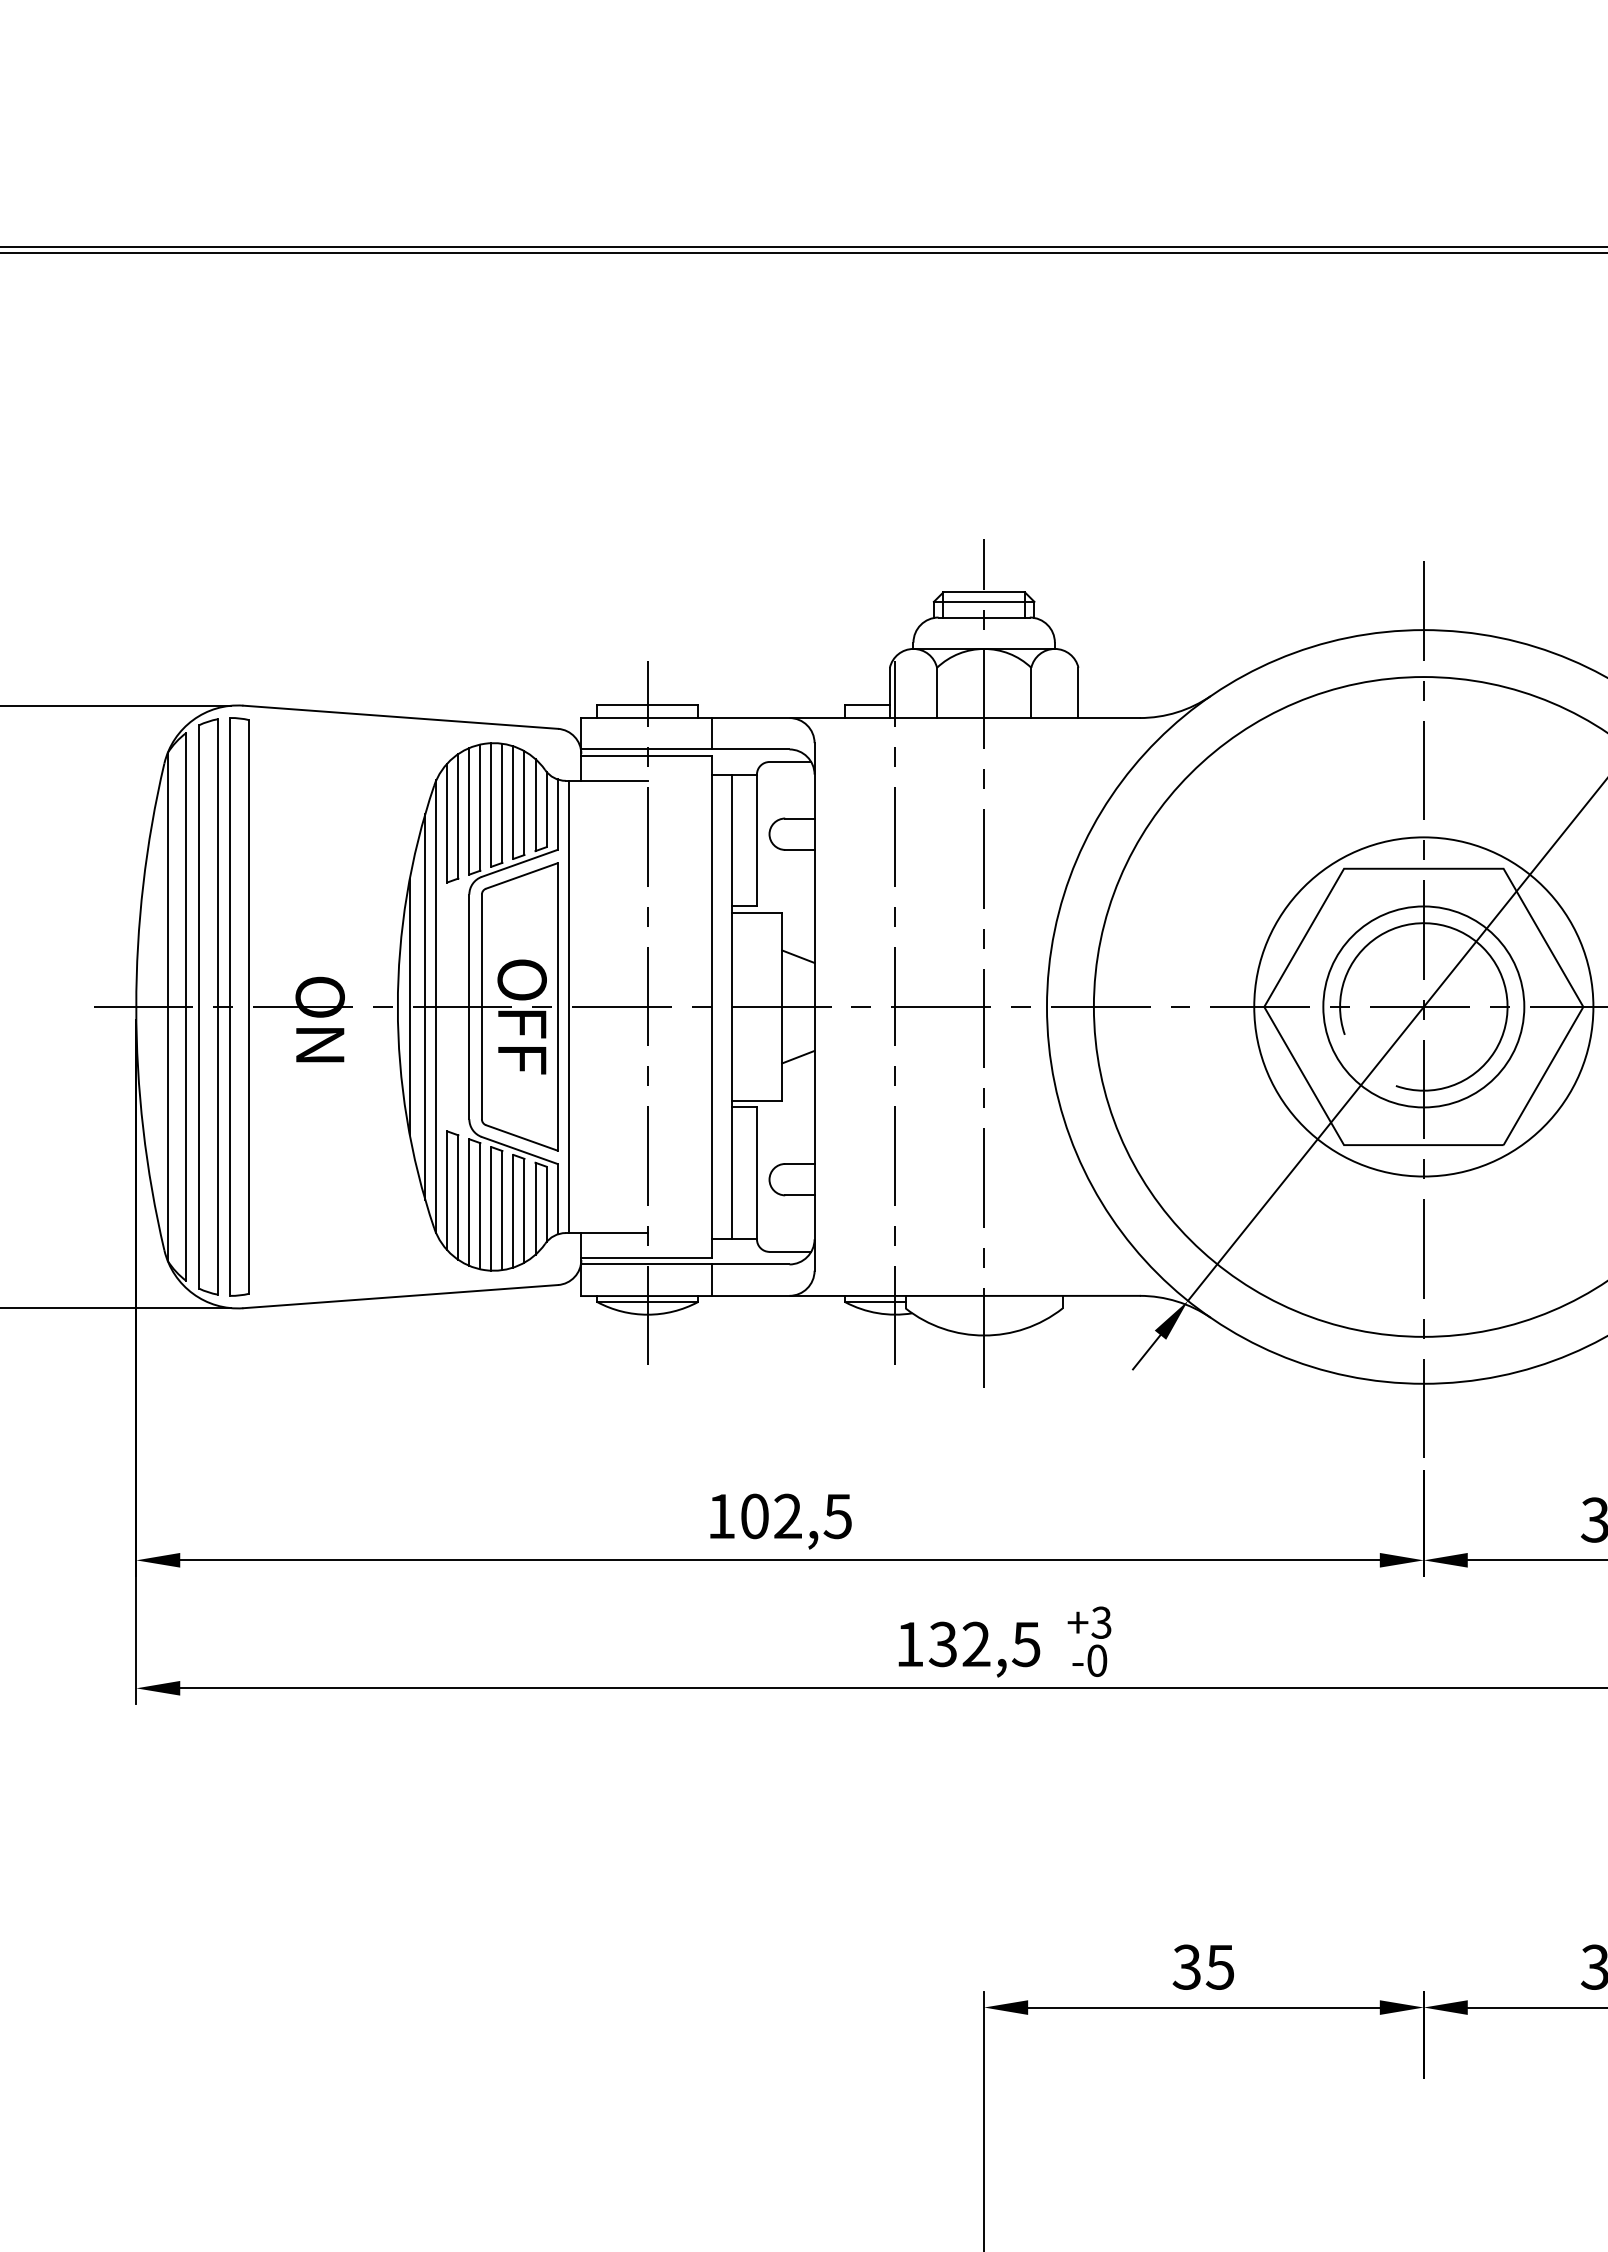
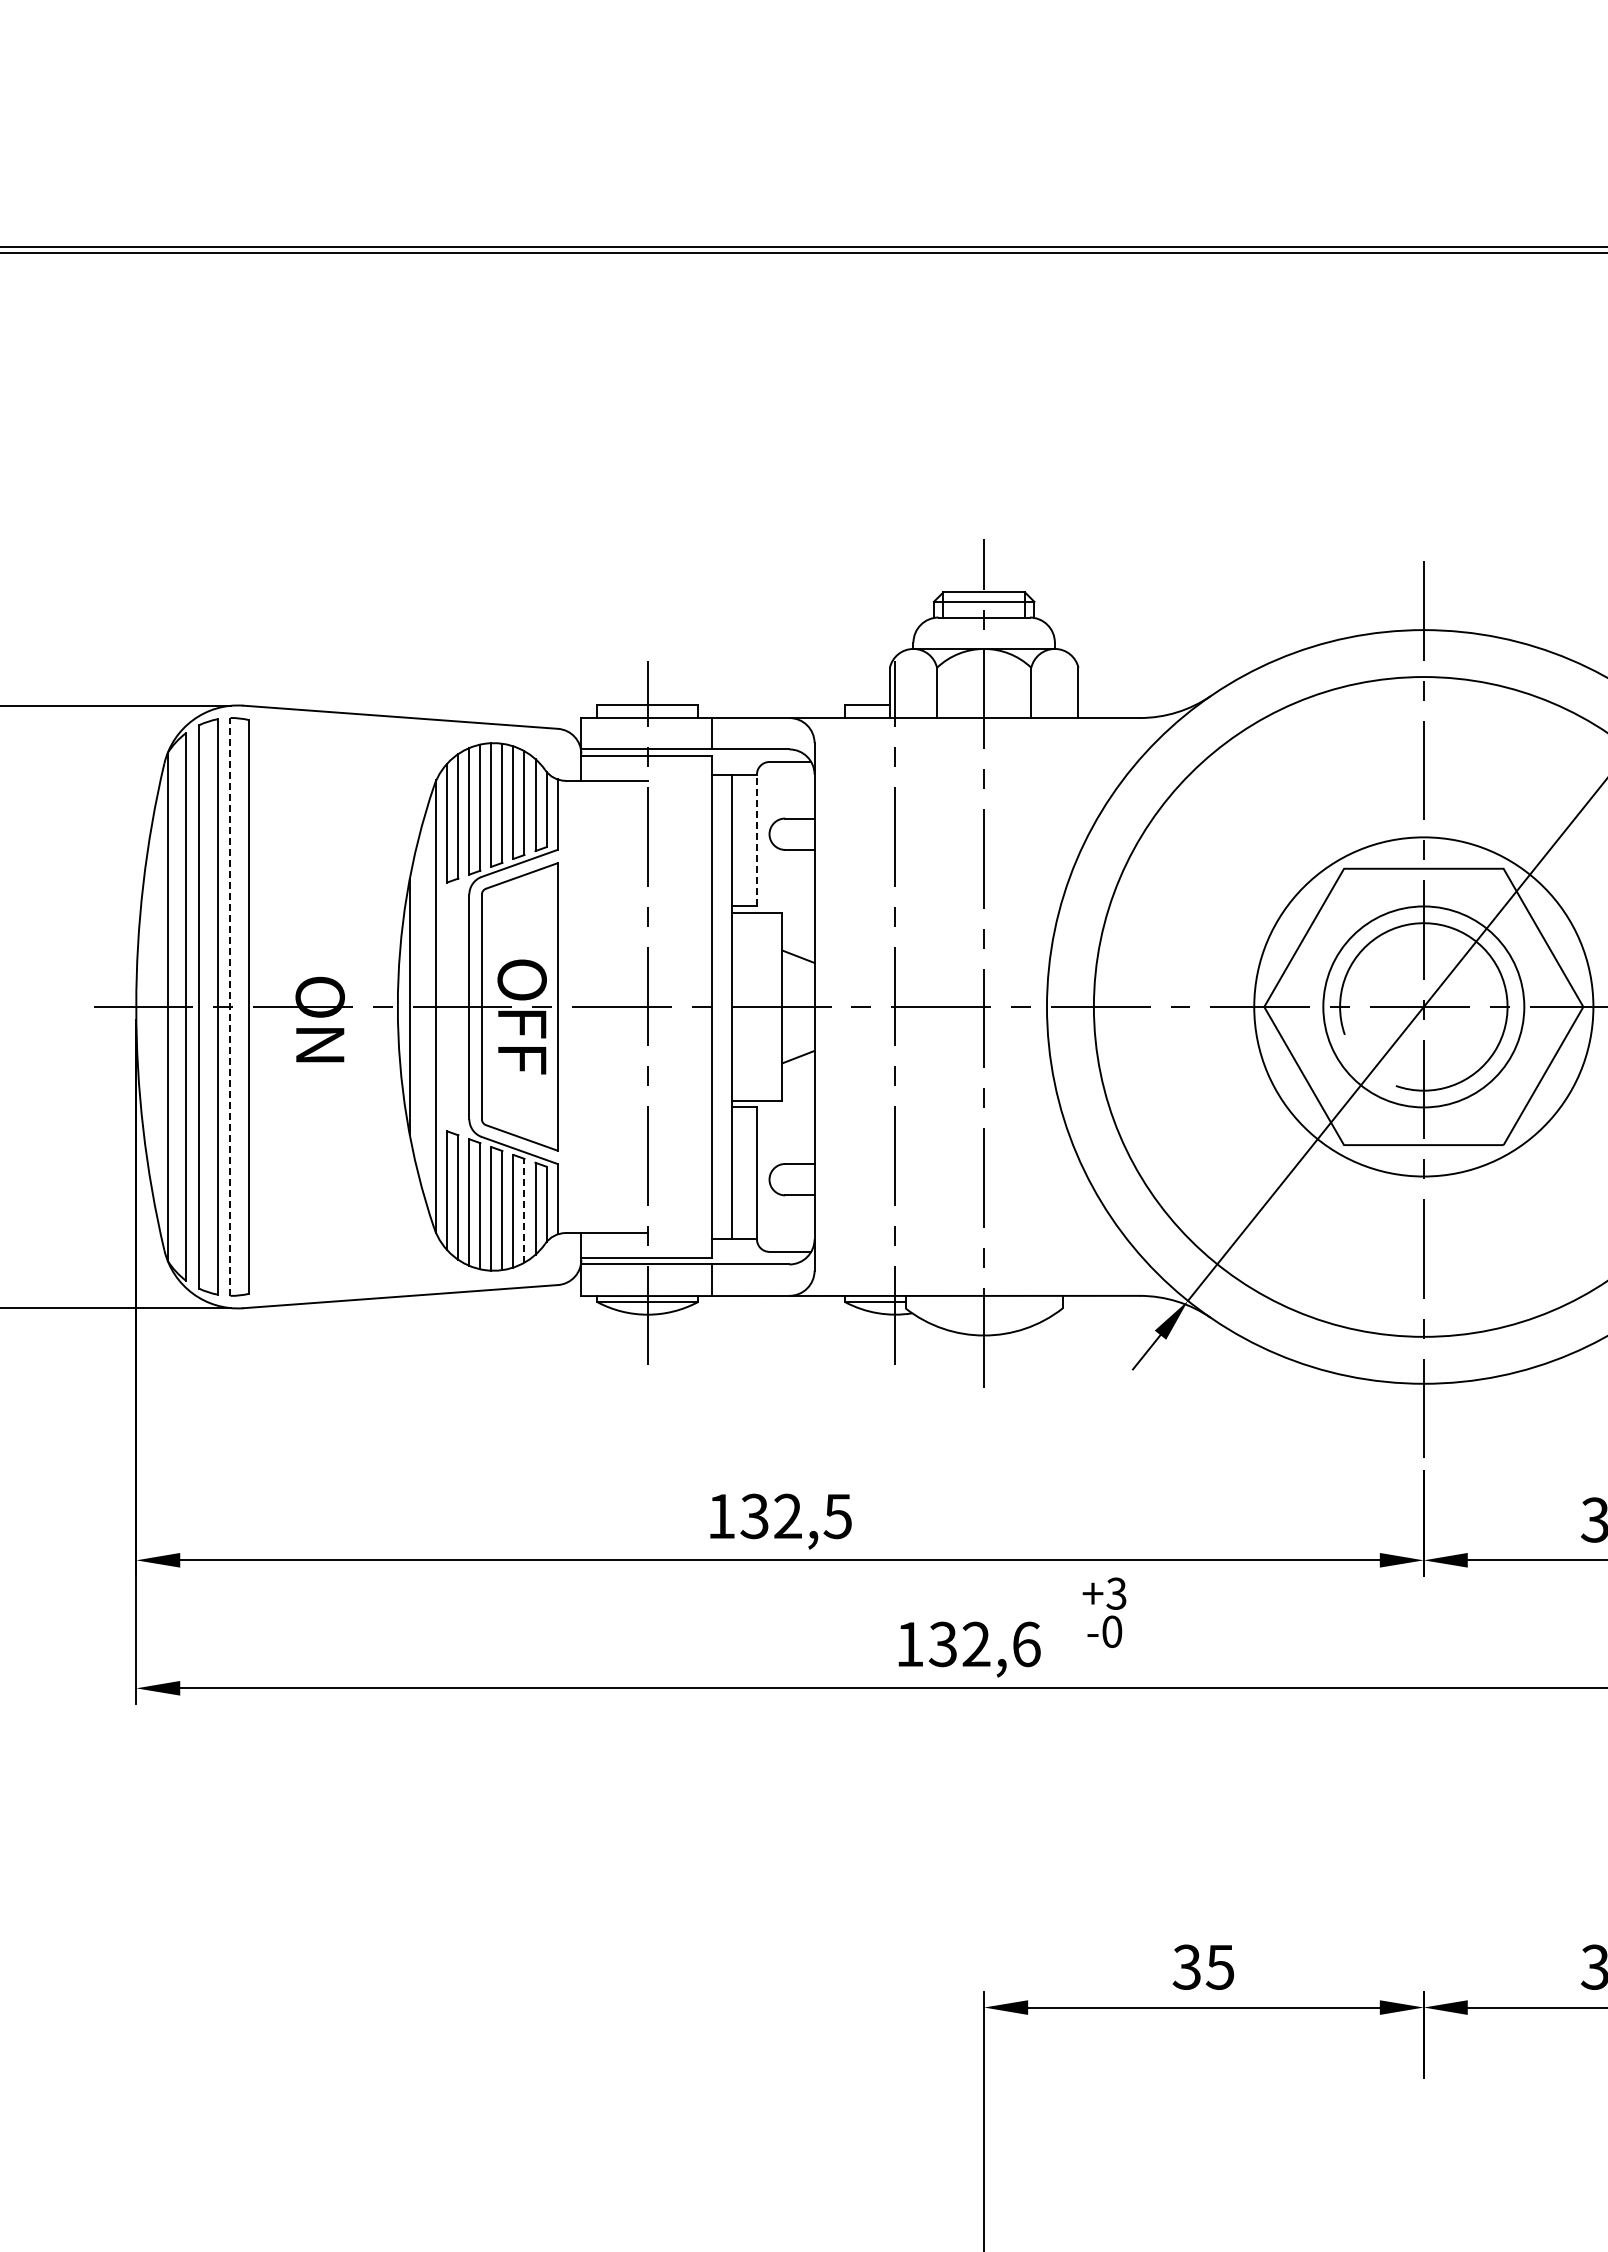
line: solid -> dashed (756, 840)
line: solid -> dashed (230, 1006)
line: present -> none (425, 1006)
line: present -> none (568, 1006)
line: solid -> dashed (524, 1210)
text: 102,5 -> 132,5 (754, 1516)
text position: (1089, 1641) -> (1104, 1612) (1104, 1612)
text: 132,5 -> 132,6 (1026, 1644)
